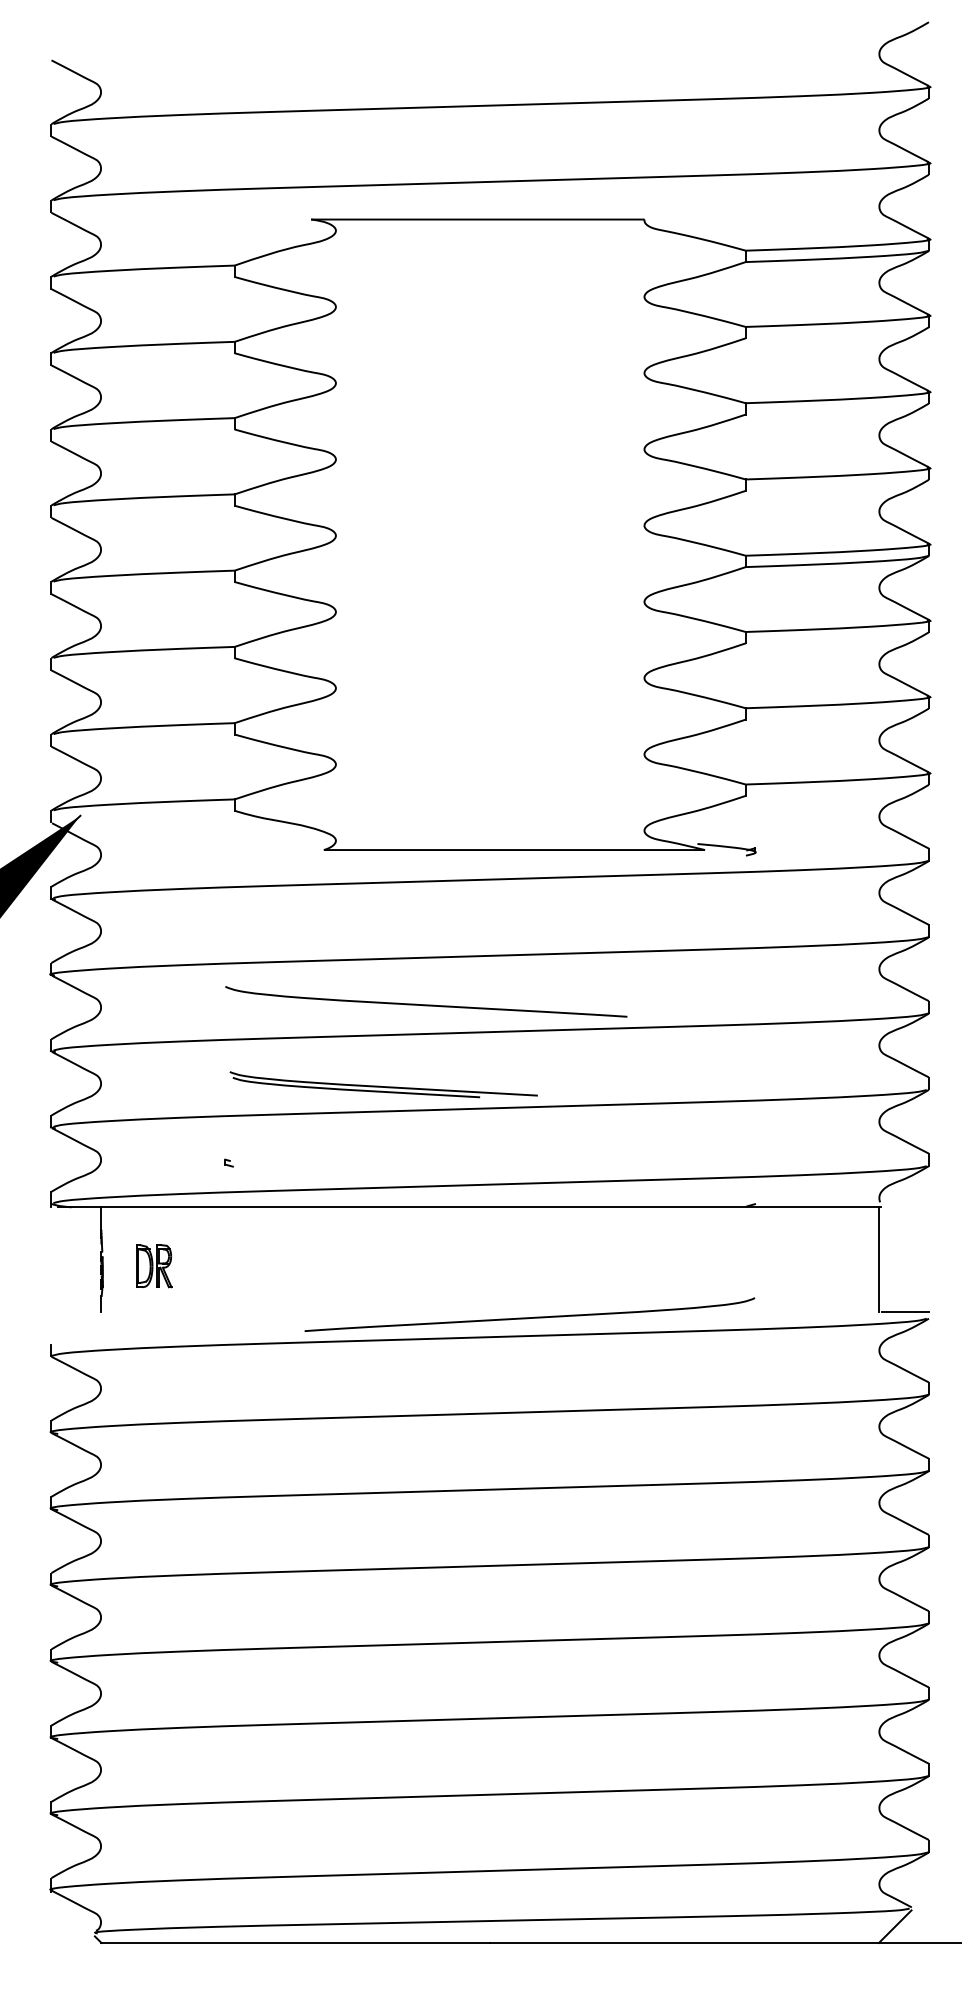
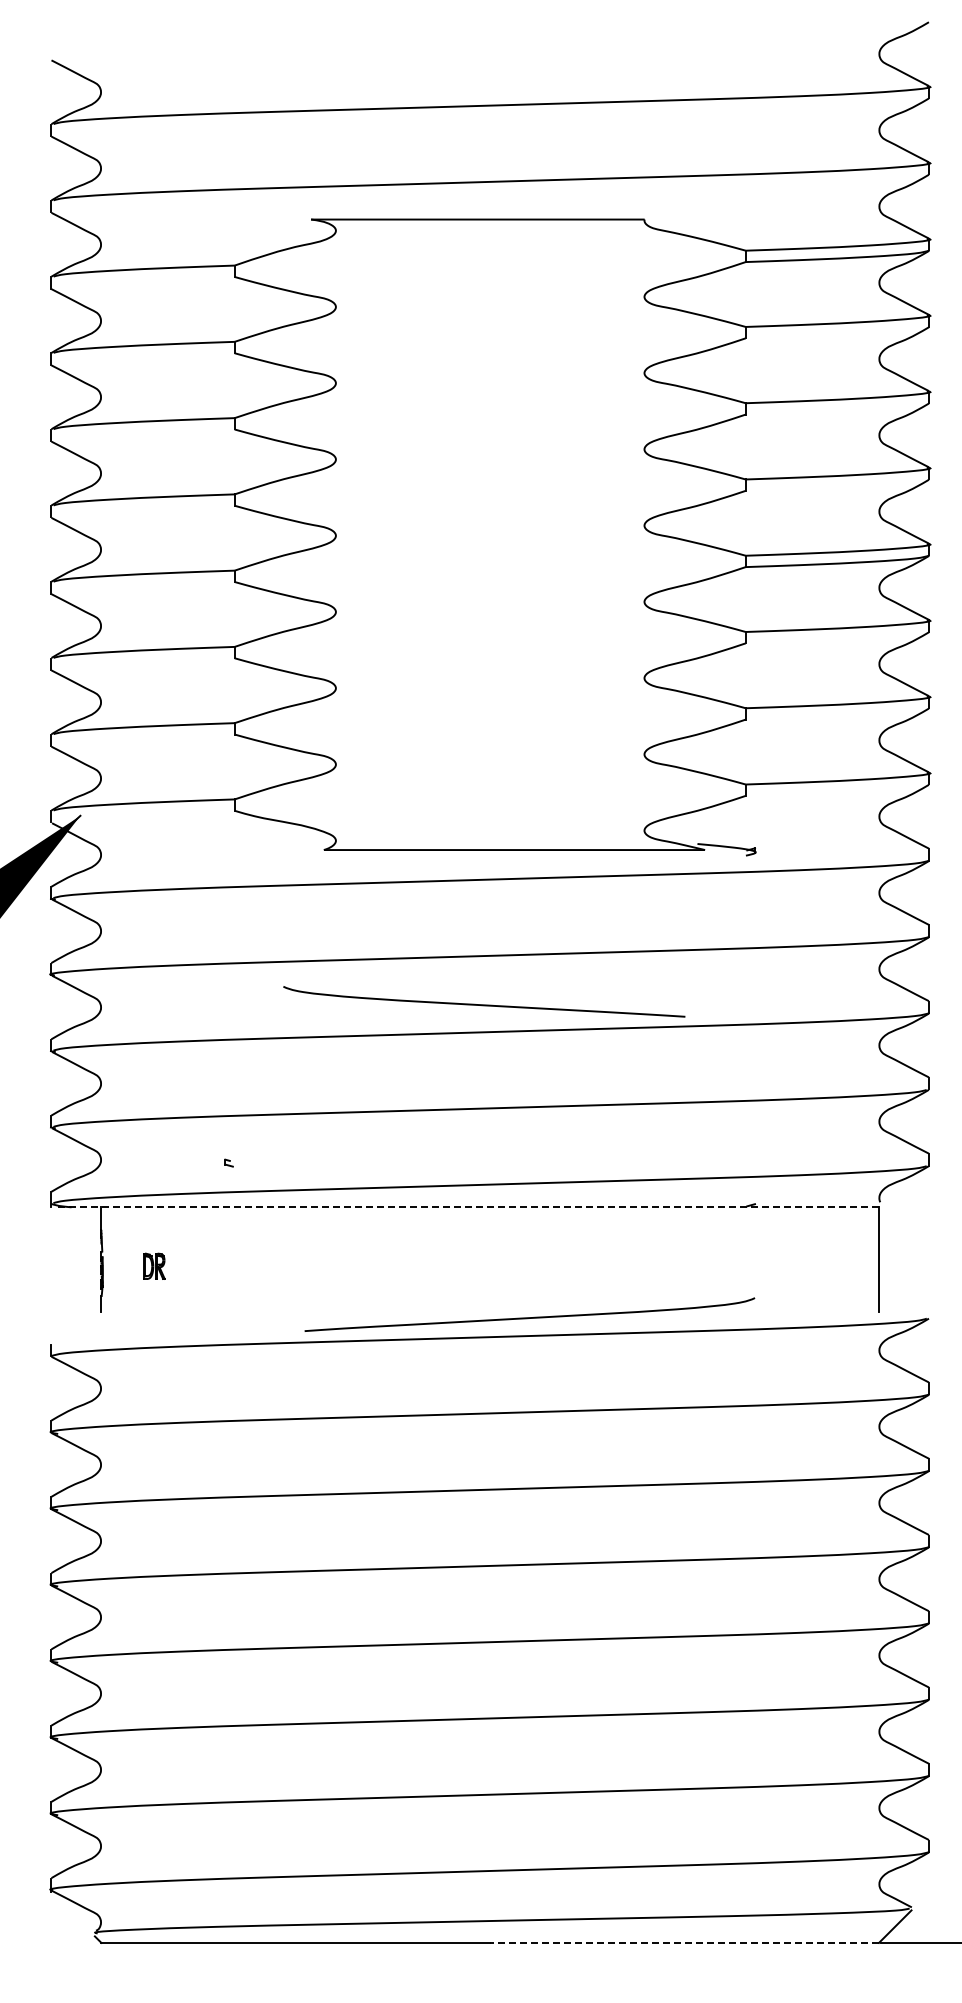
curve position: (426, 1004) -> (484, 1004) (484, 1004)
part: present -> none (383, 1084)
line: solid -> dashed (469, 1207)
part size: 37x45 px -> 23x28 px (154, 1265)
line: present -> none (905, 1312)
line: solid -> dashed (684, 1942)
